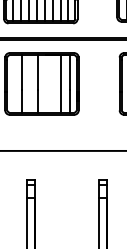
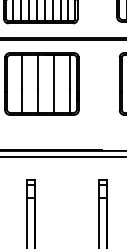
line position: (60, 83) -> (53, 83) (53, 83)
line: none -> present (52, 150)
line: none -> present (62, 156)
